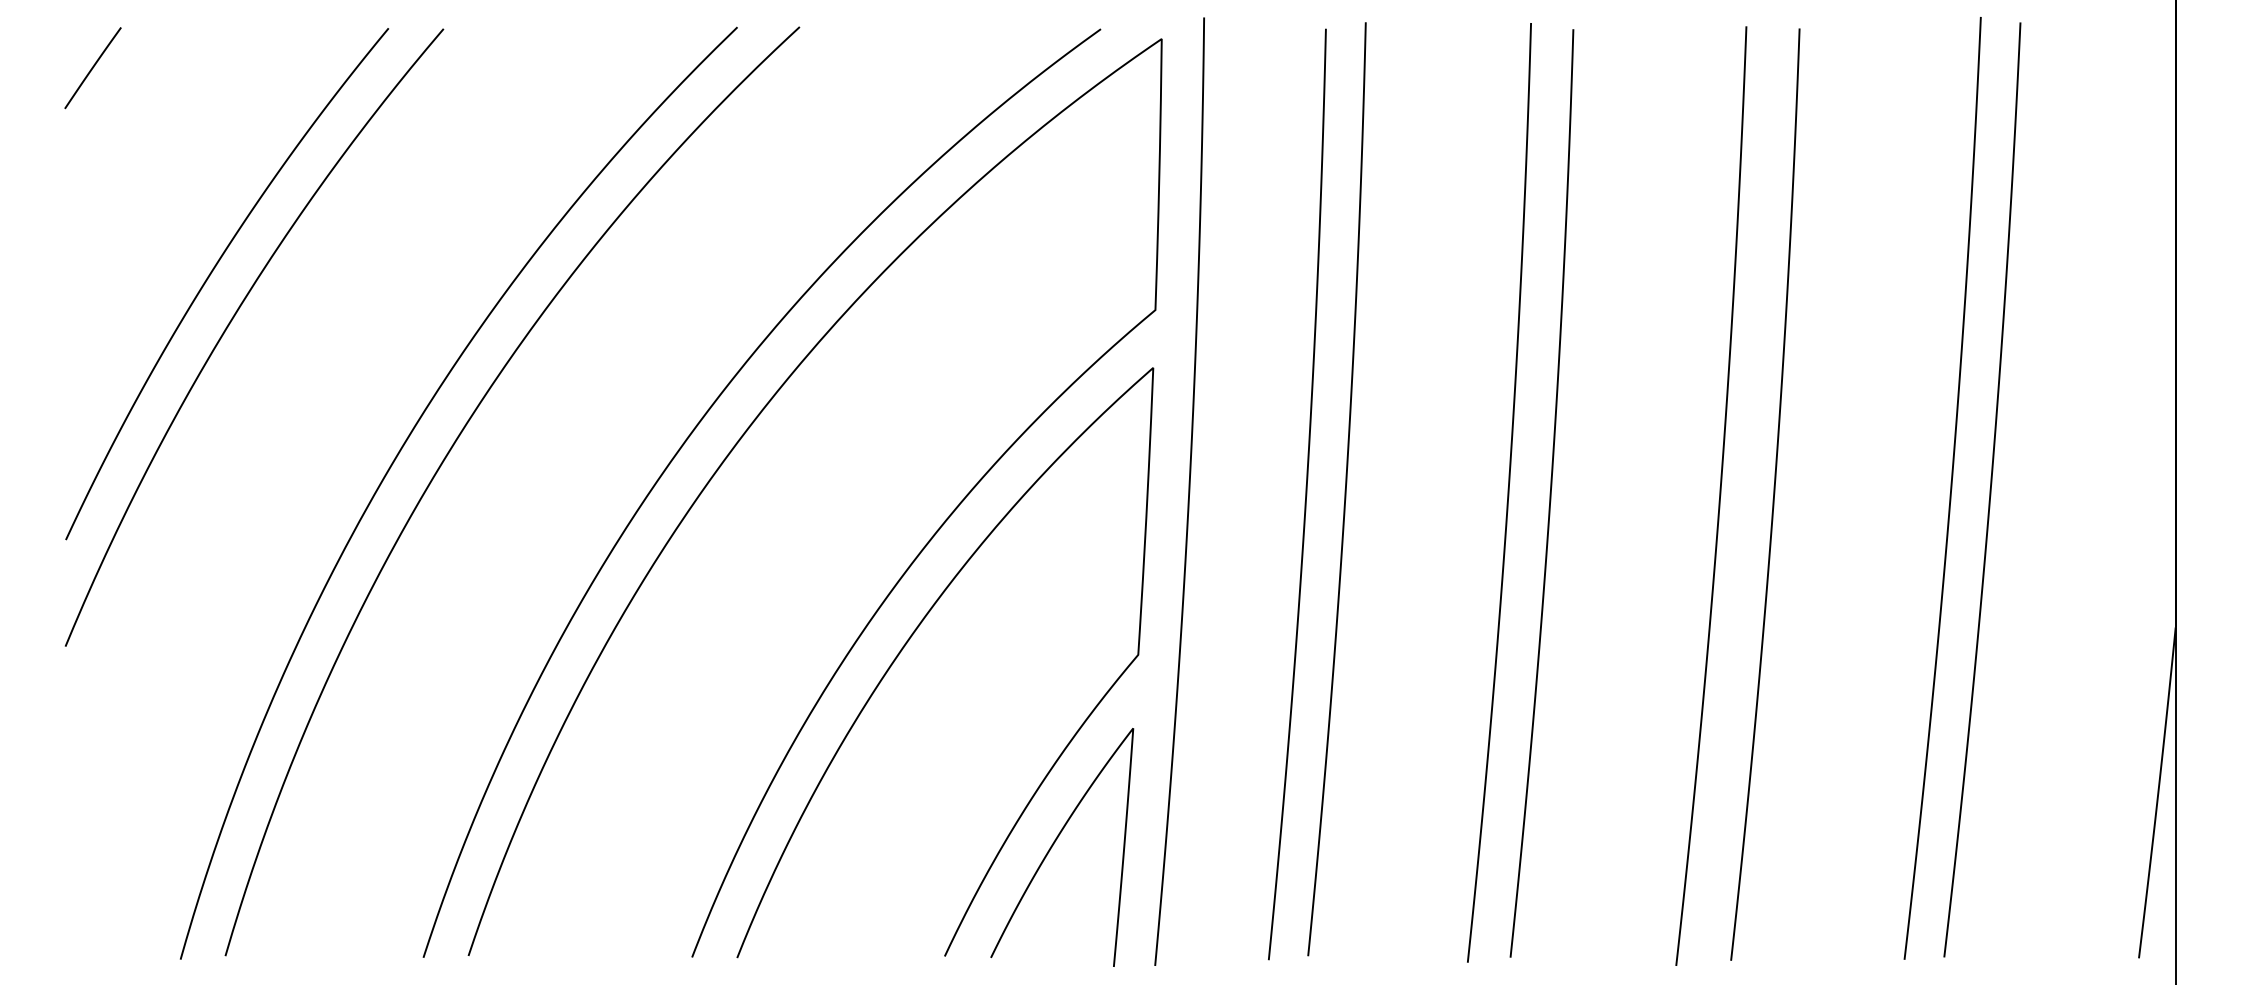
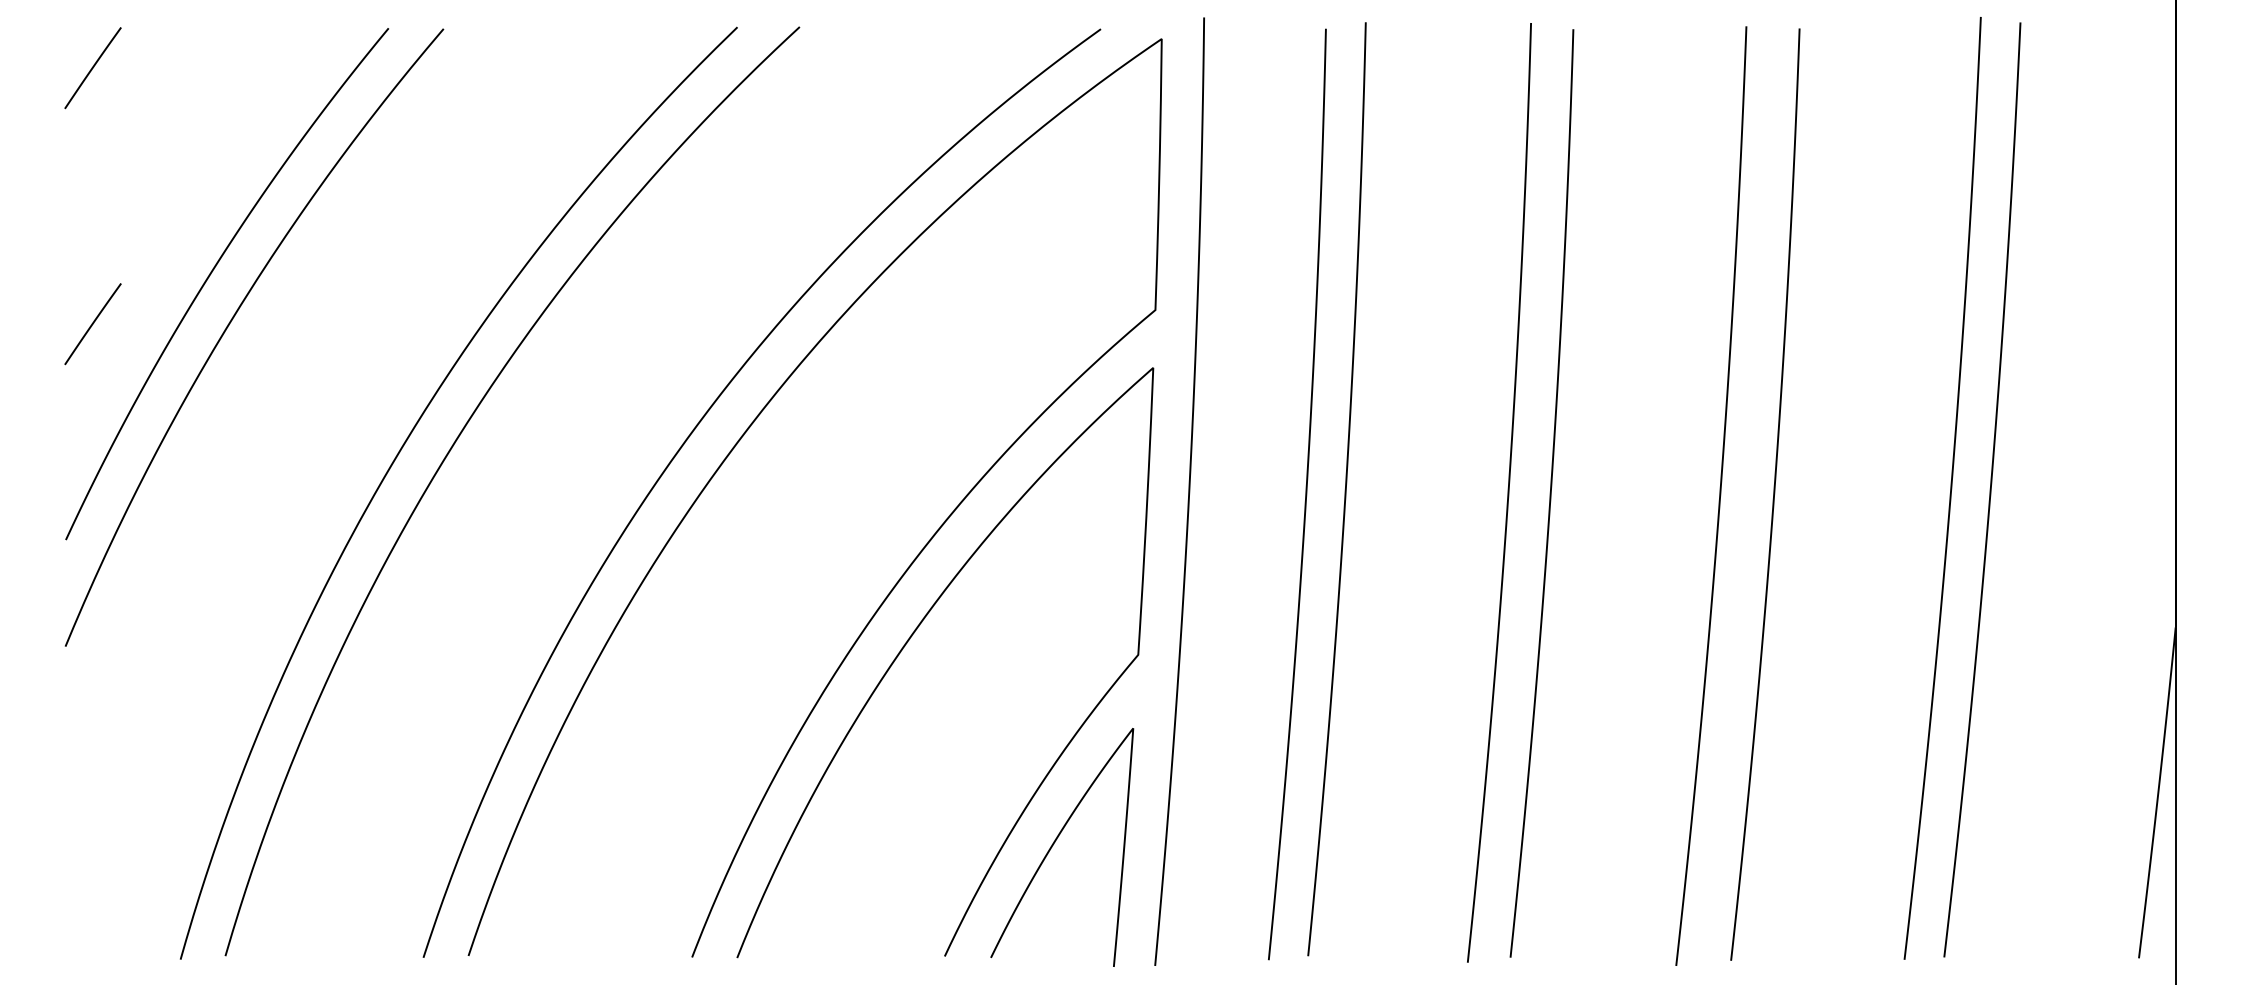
line: none -> present (92, 324)
